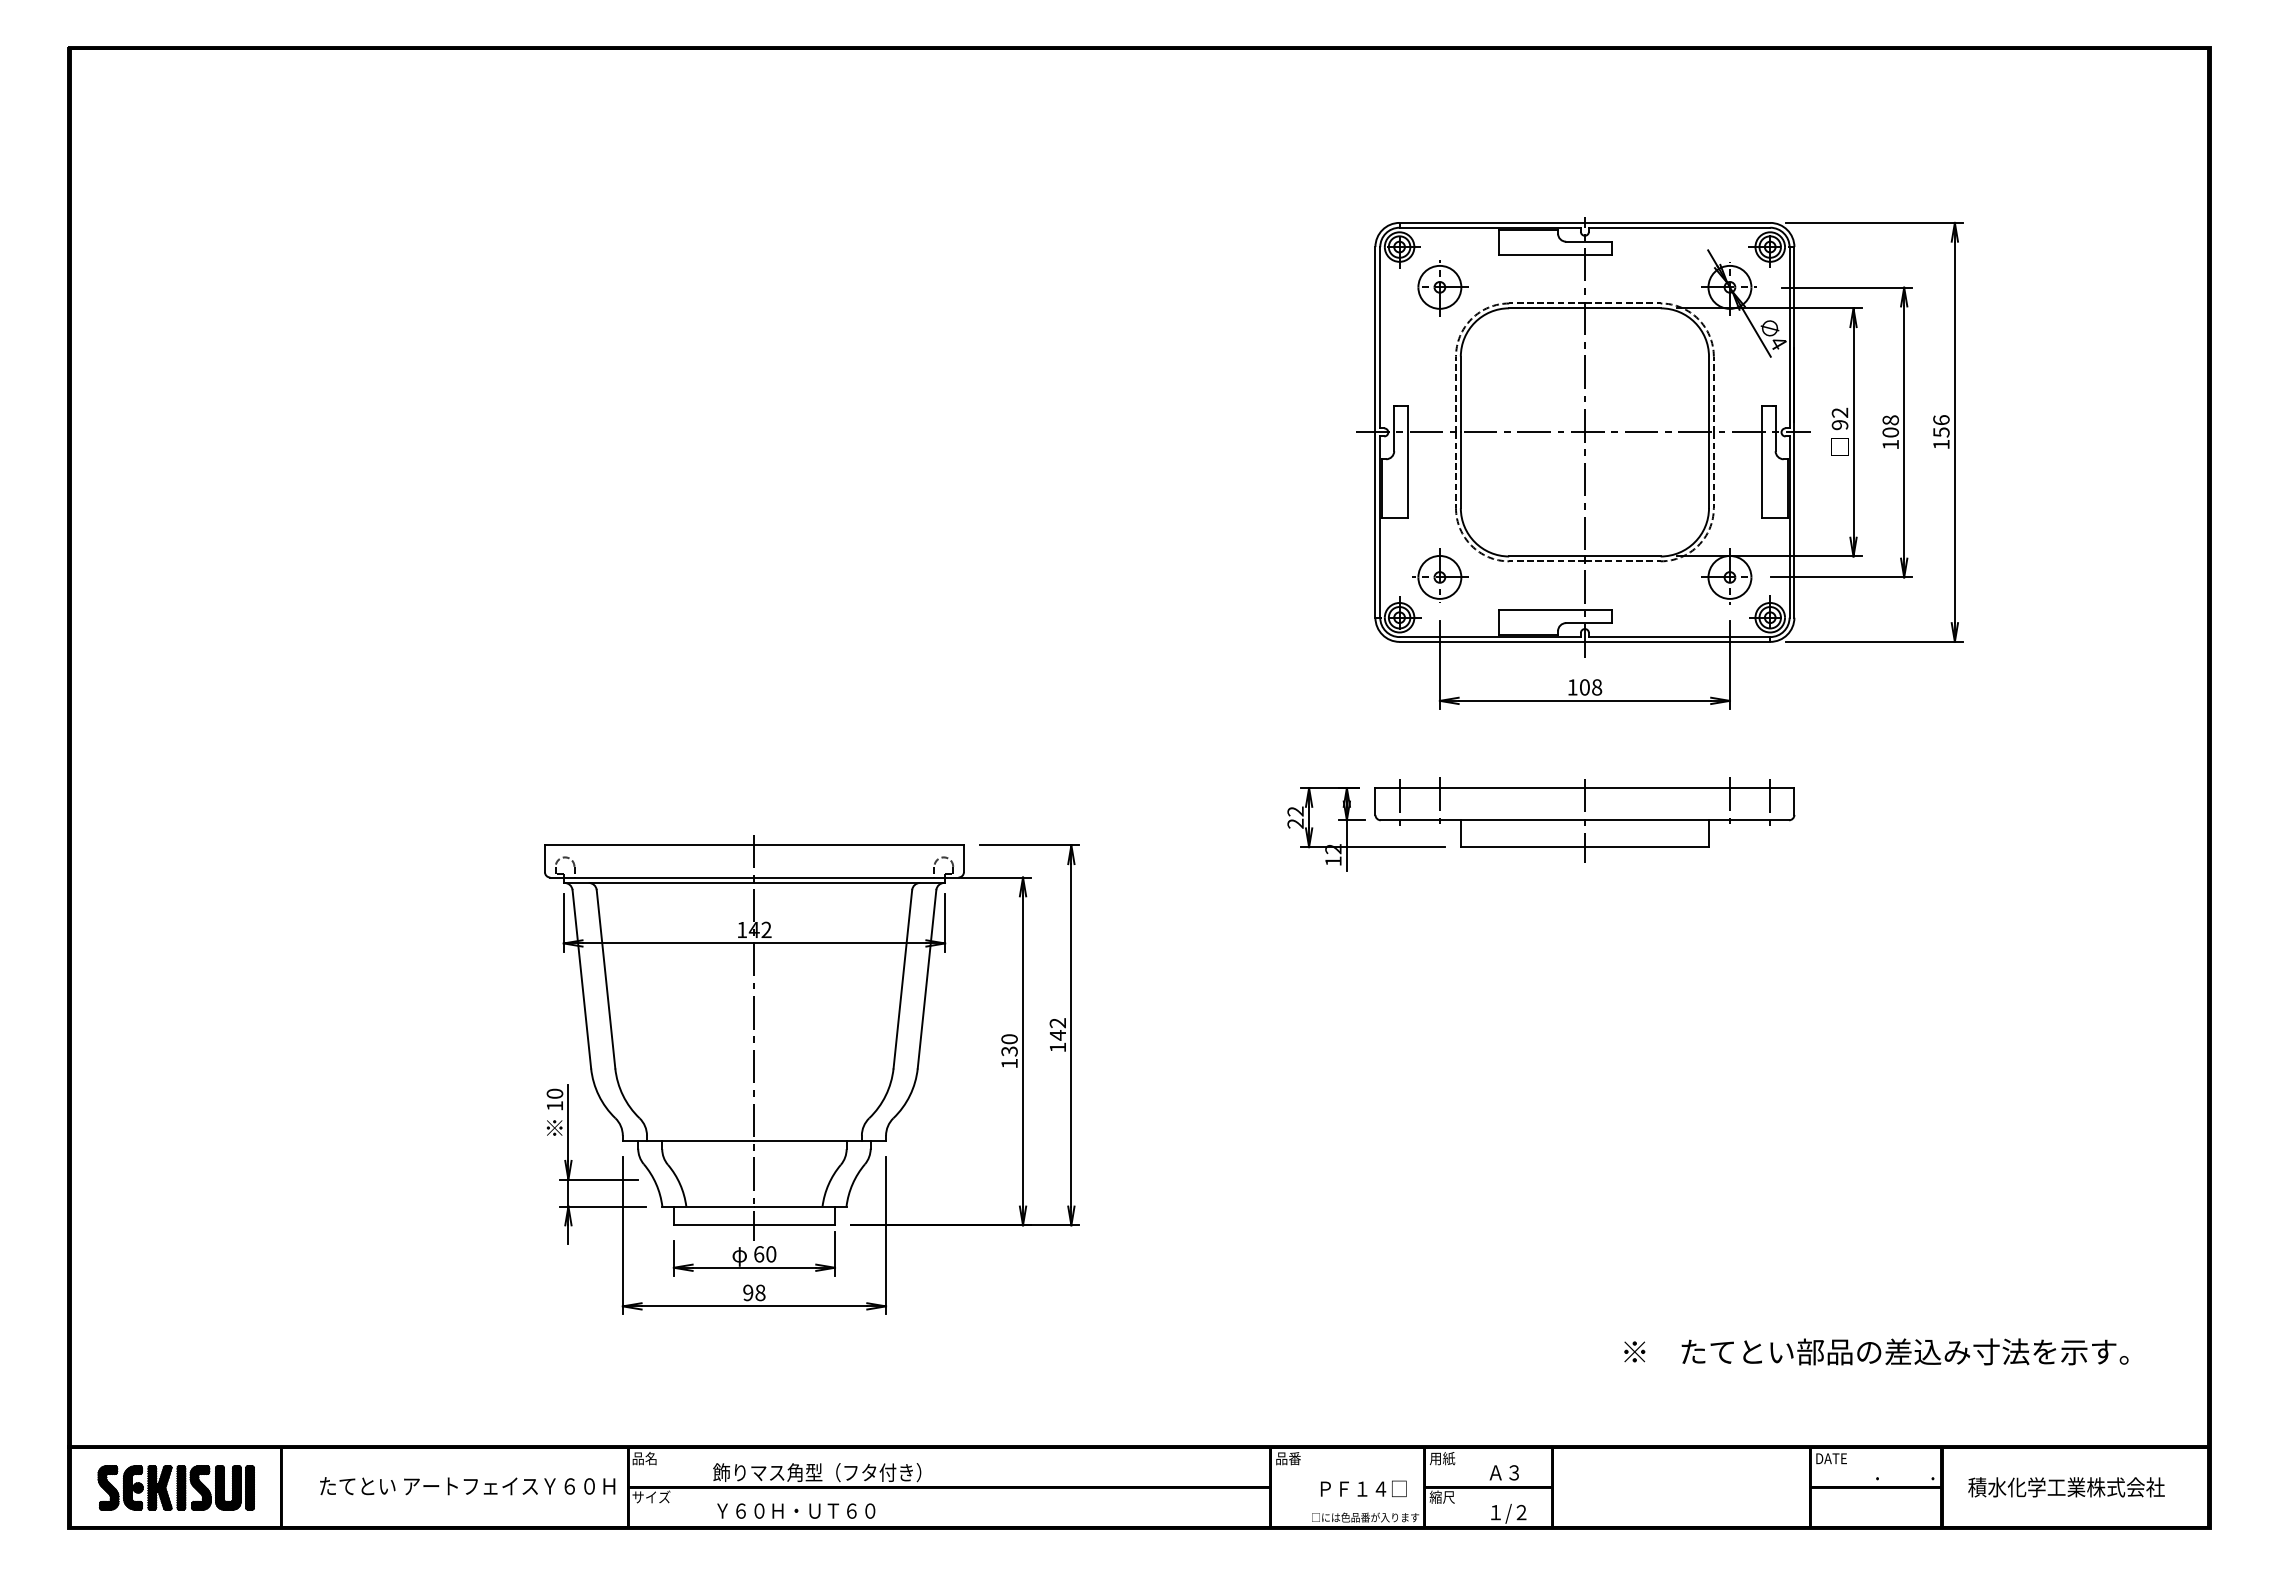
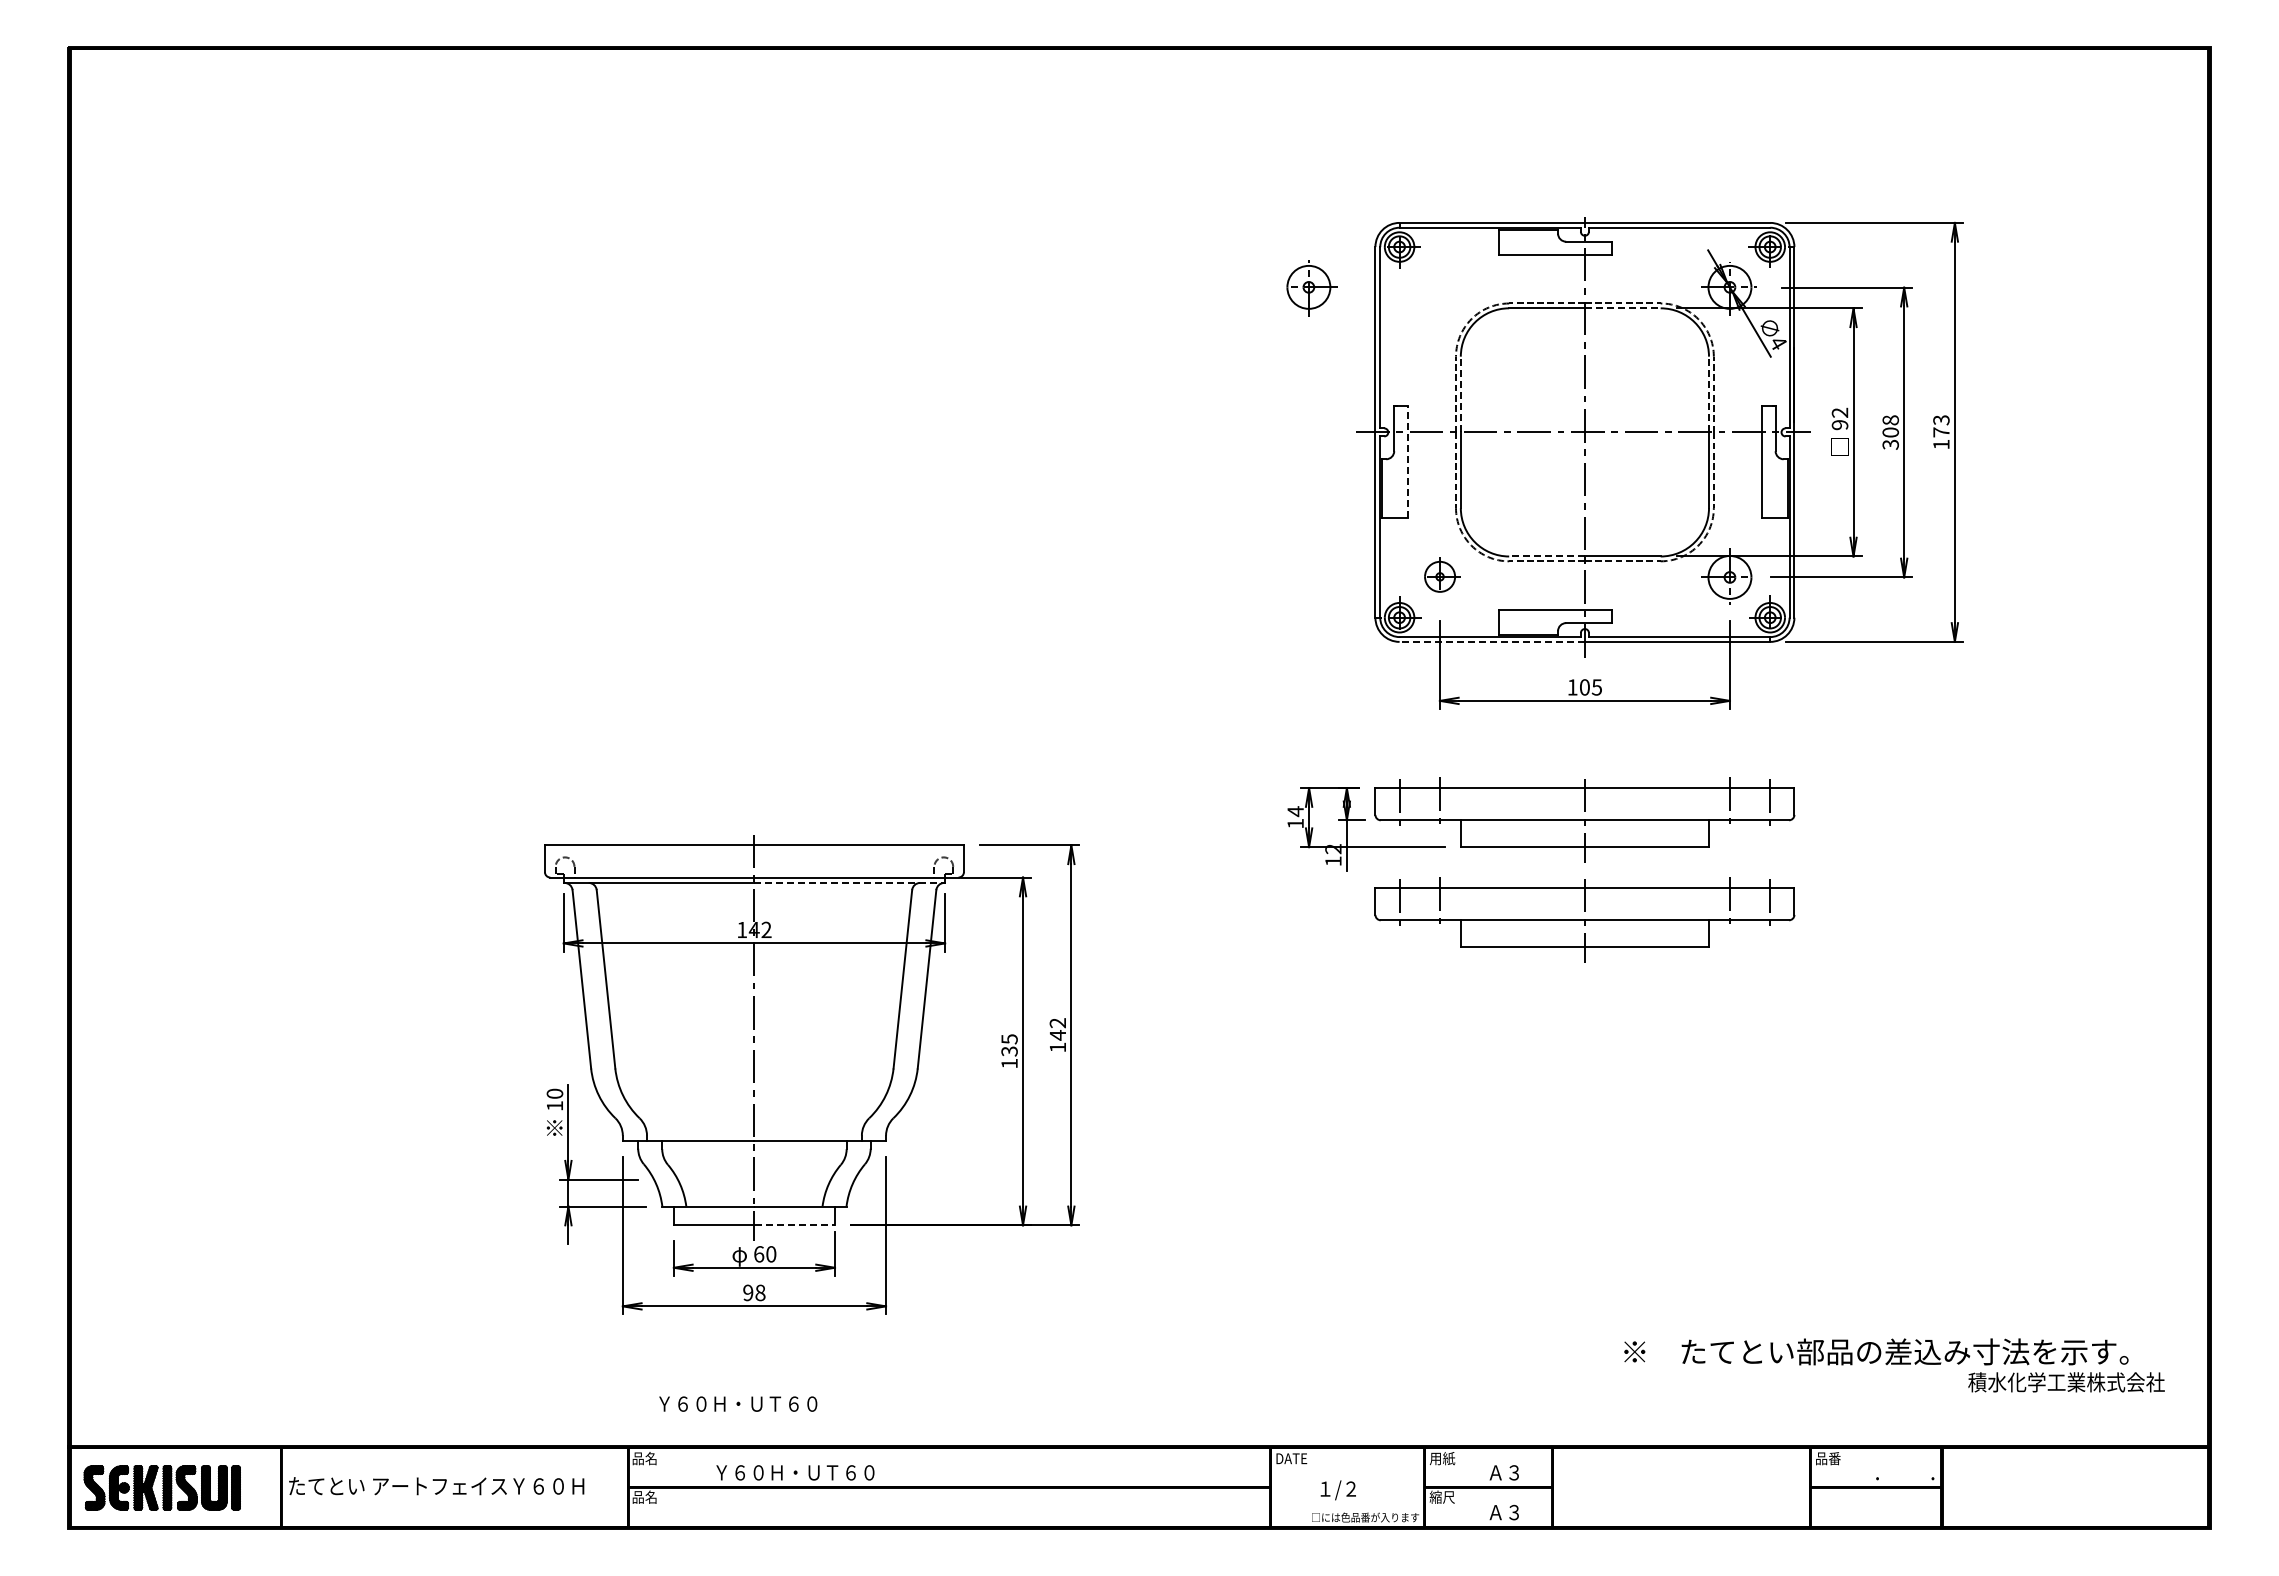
part position: (1442, 288) -> (1311, 288) (1311, 288)
line: solid -> dashed (1622, 308)
line: solid -> dashed (1460, 394)
line: solid -> dashed (1709, 394)
text: 156 -> 173 (1941, 426)
text: 108 -> 308 (1890, 444)
line: solid -> dashed (1407, 461)
line: solid -> dashed (1547, 556)
part size: 57x55 px -> 37x36 px (1442, 574)
line: solid -> dashed (1492, 641)
text: 108 -> 105 (1596, 687)
text: 22 -> 14 (1295, 817)
line: solid -> dashed (849, 882)
part: none -> present (1584, 919)
text: 130 -> 135 (1009, 1039)
line: solid -> dashed (795, 1225)
text: 品番 -> DATE (1291, 1458)
text: DATE -> 品番 (1831, 1458)
text: 飾りマス角型（フタ付き） -> Ｙ６０Ｈ・ＵＴ６０ (817, 1472)
text position: (467, 1486) -> (436, 1486) (436, 1486)
part position: (175, 1487) -> (161, 1487) (161, 1487)
text position: (2066, 1487) -> (2066, 1382) (2066, 1382)
text: ＰＦ１４□ -> １/２ (1363, 1490)
text: サイズ -> 品名 (651, 1496)
text position: (796, 1510) -> (738, 1403) (738, 1403)
text: １/２ -> Ａ３ (1507, 1513)
